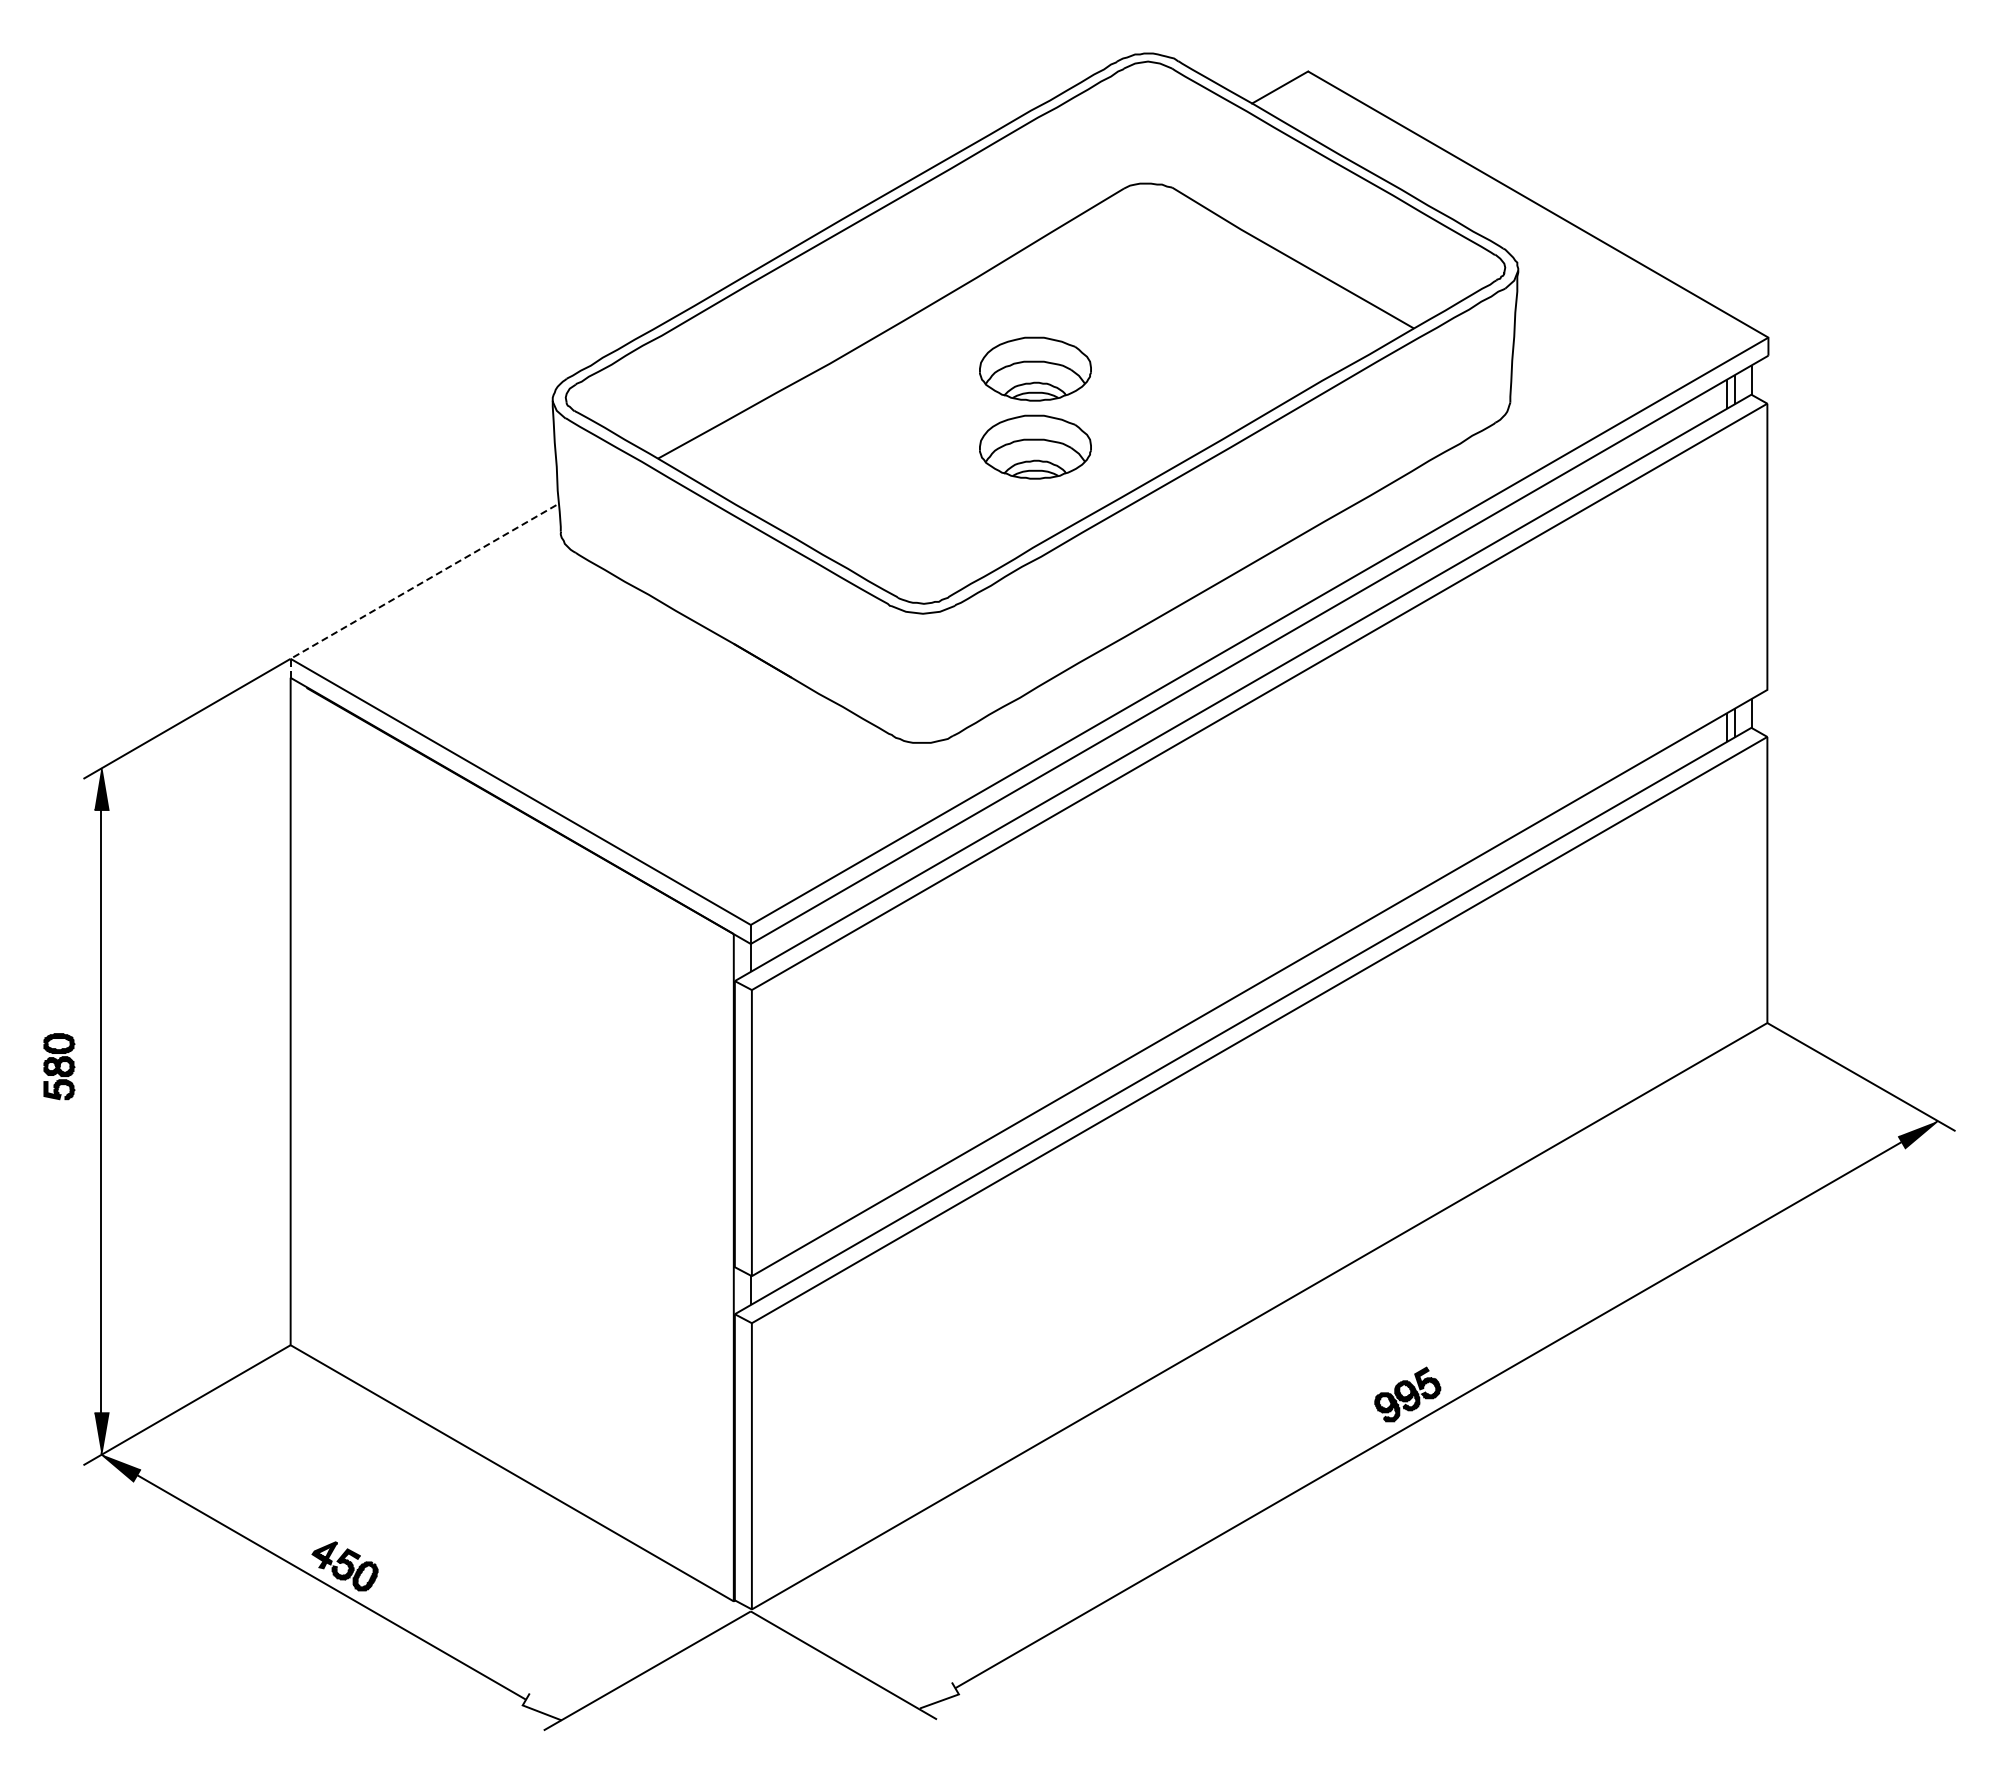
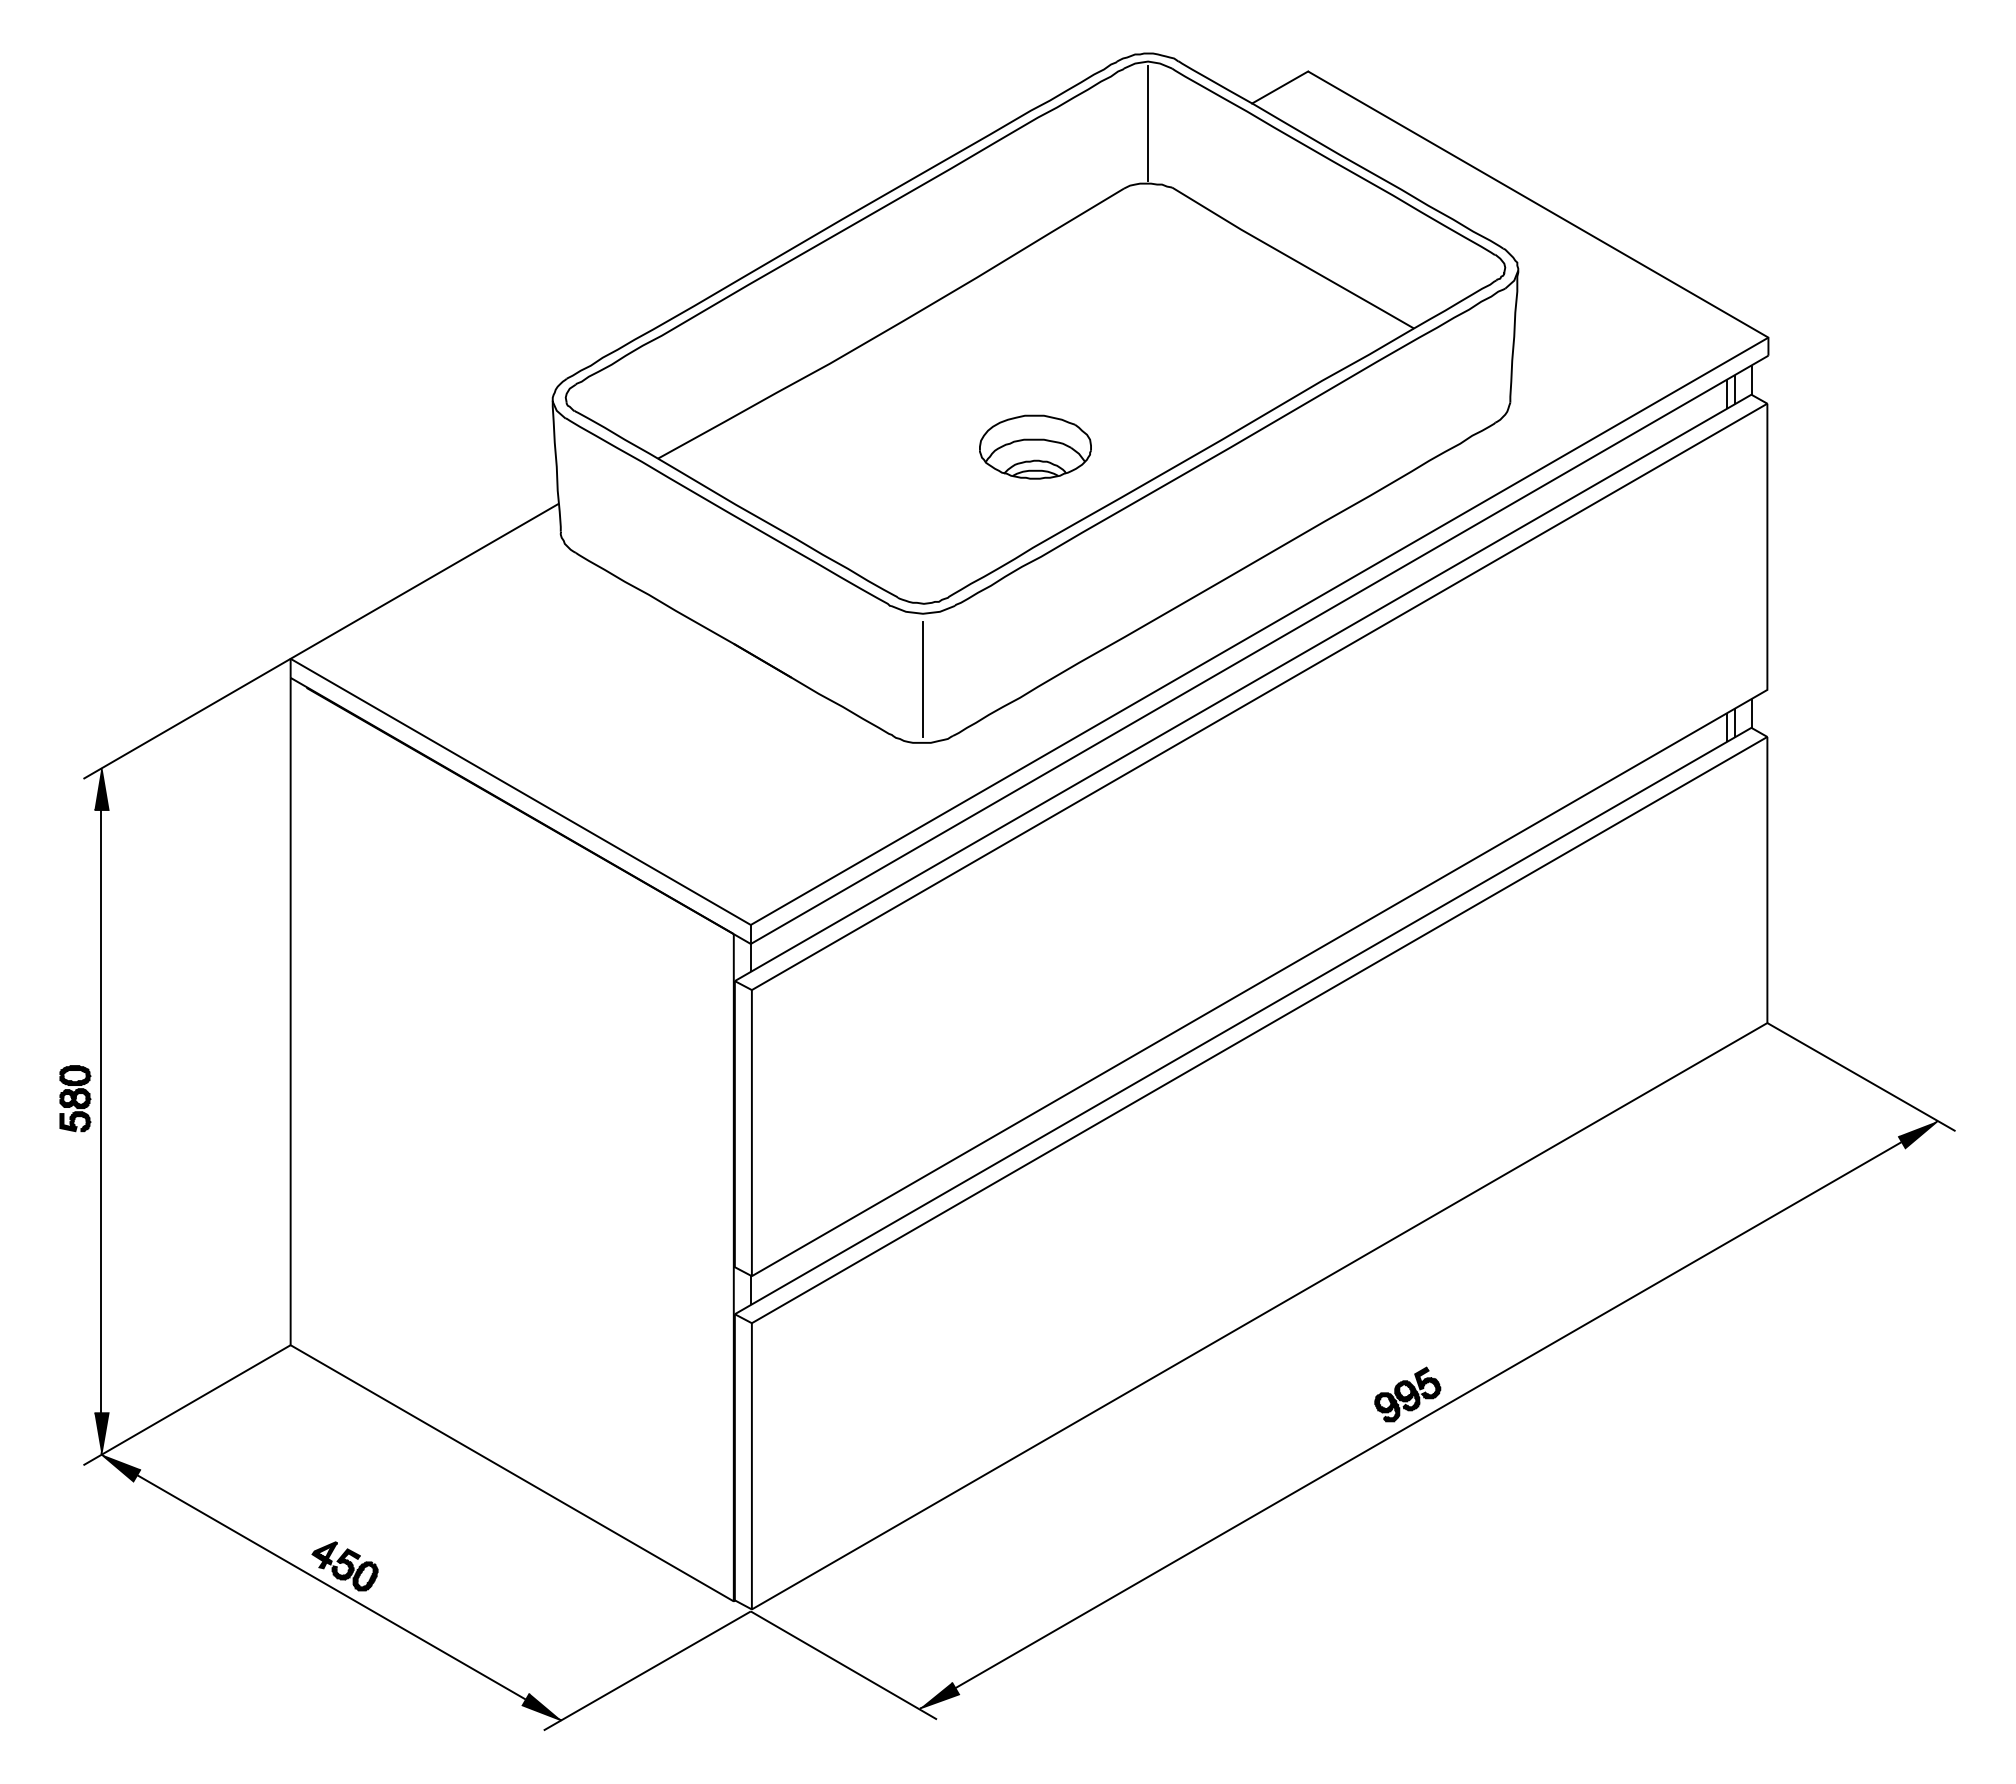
line: none -> present (1148, 122)
part: present -> none (1035, 368)
line: dashed -> solid (416, 586)
line: none -> present (923, 678)
part position: (59, 1066) -> (75, 1098) (75, 1098)
fill: none -> present (938, 1695)
fill: none -> present (541, 1706)
